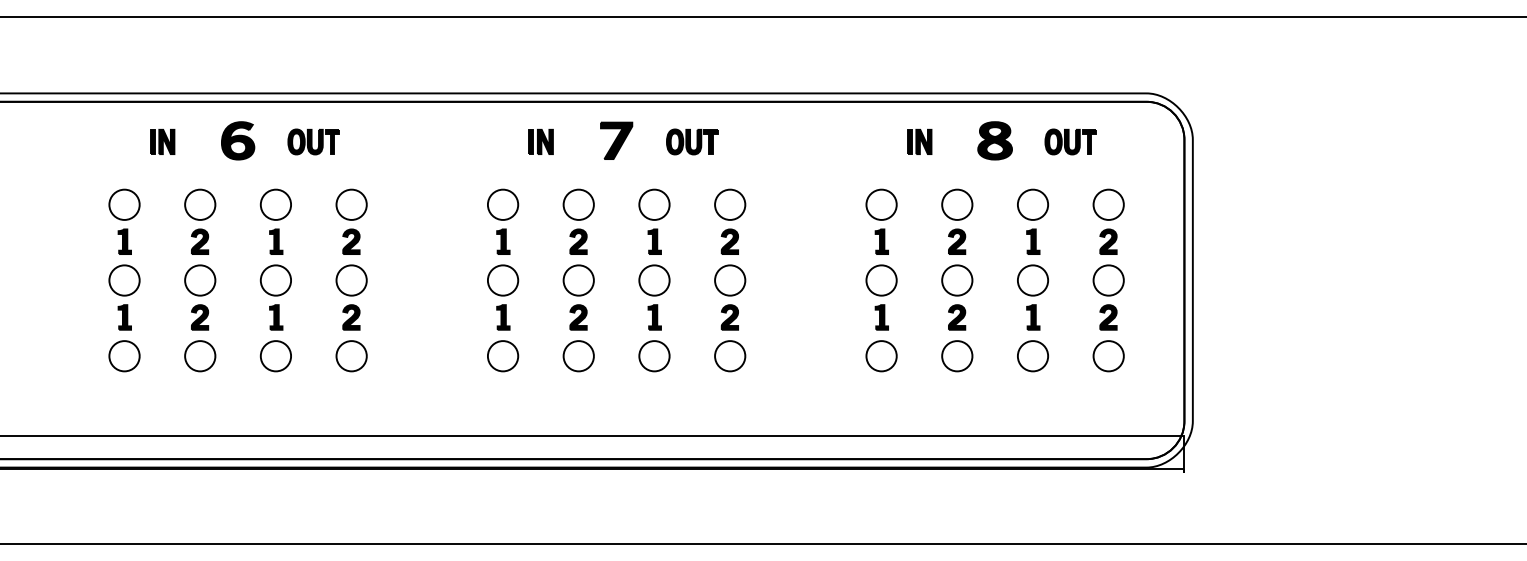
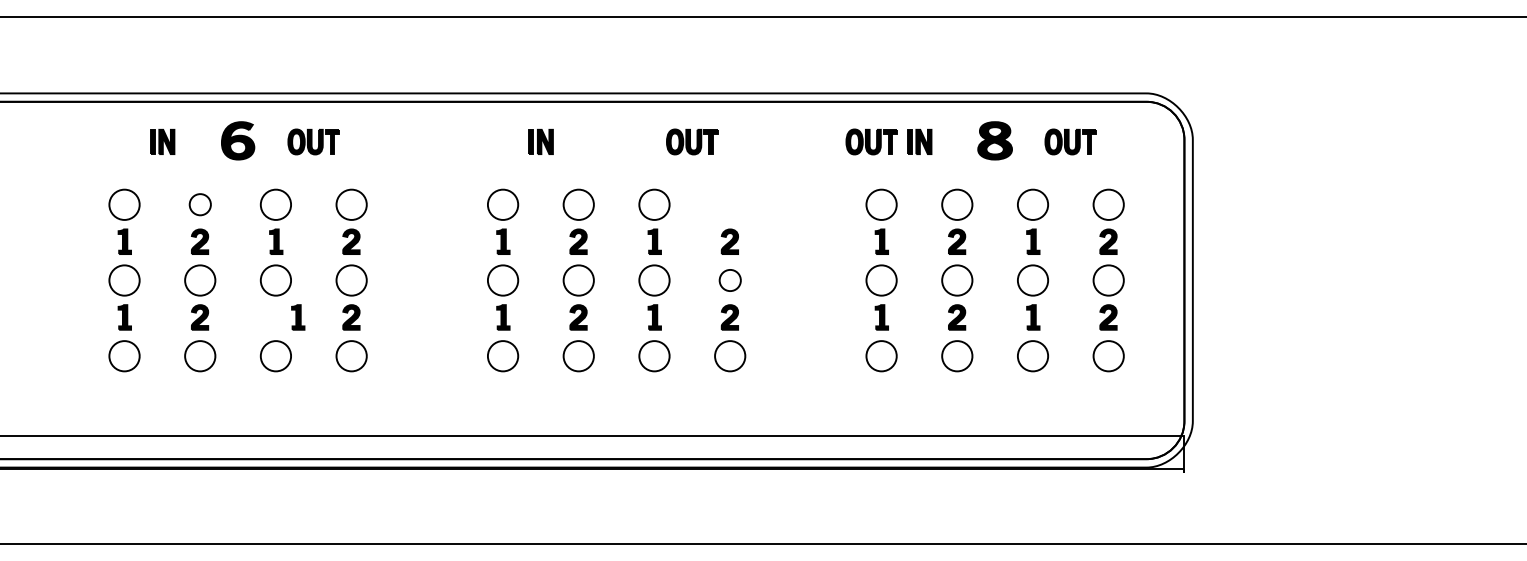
part: present -> none (616, 140)
part: none -> present (871, 141)
part size: 33x33 px -> 24x24 px (199, 204)
part: present -> none (730, 204)
part size: 33x33 px -> 24x23 px (729, 280)
part position: (276, 317) -> (298, 317) (298, 317)
